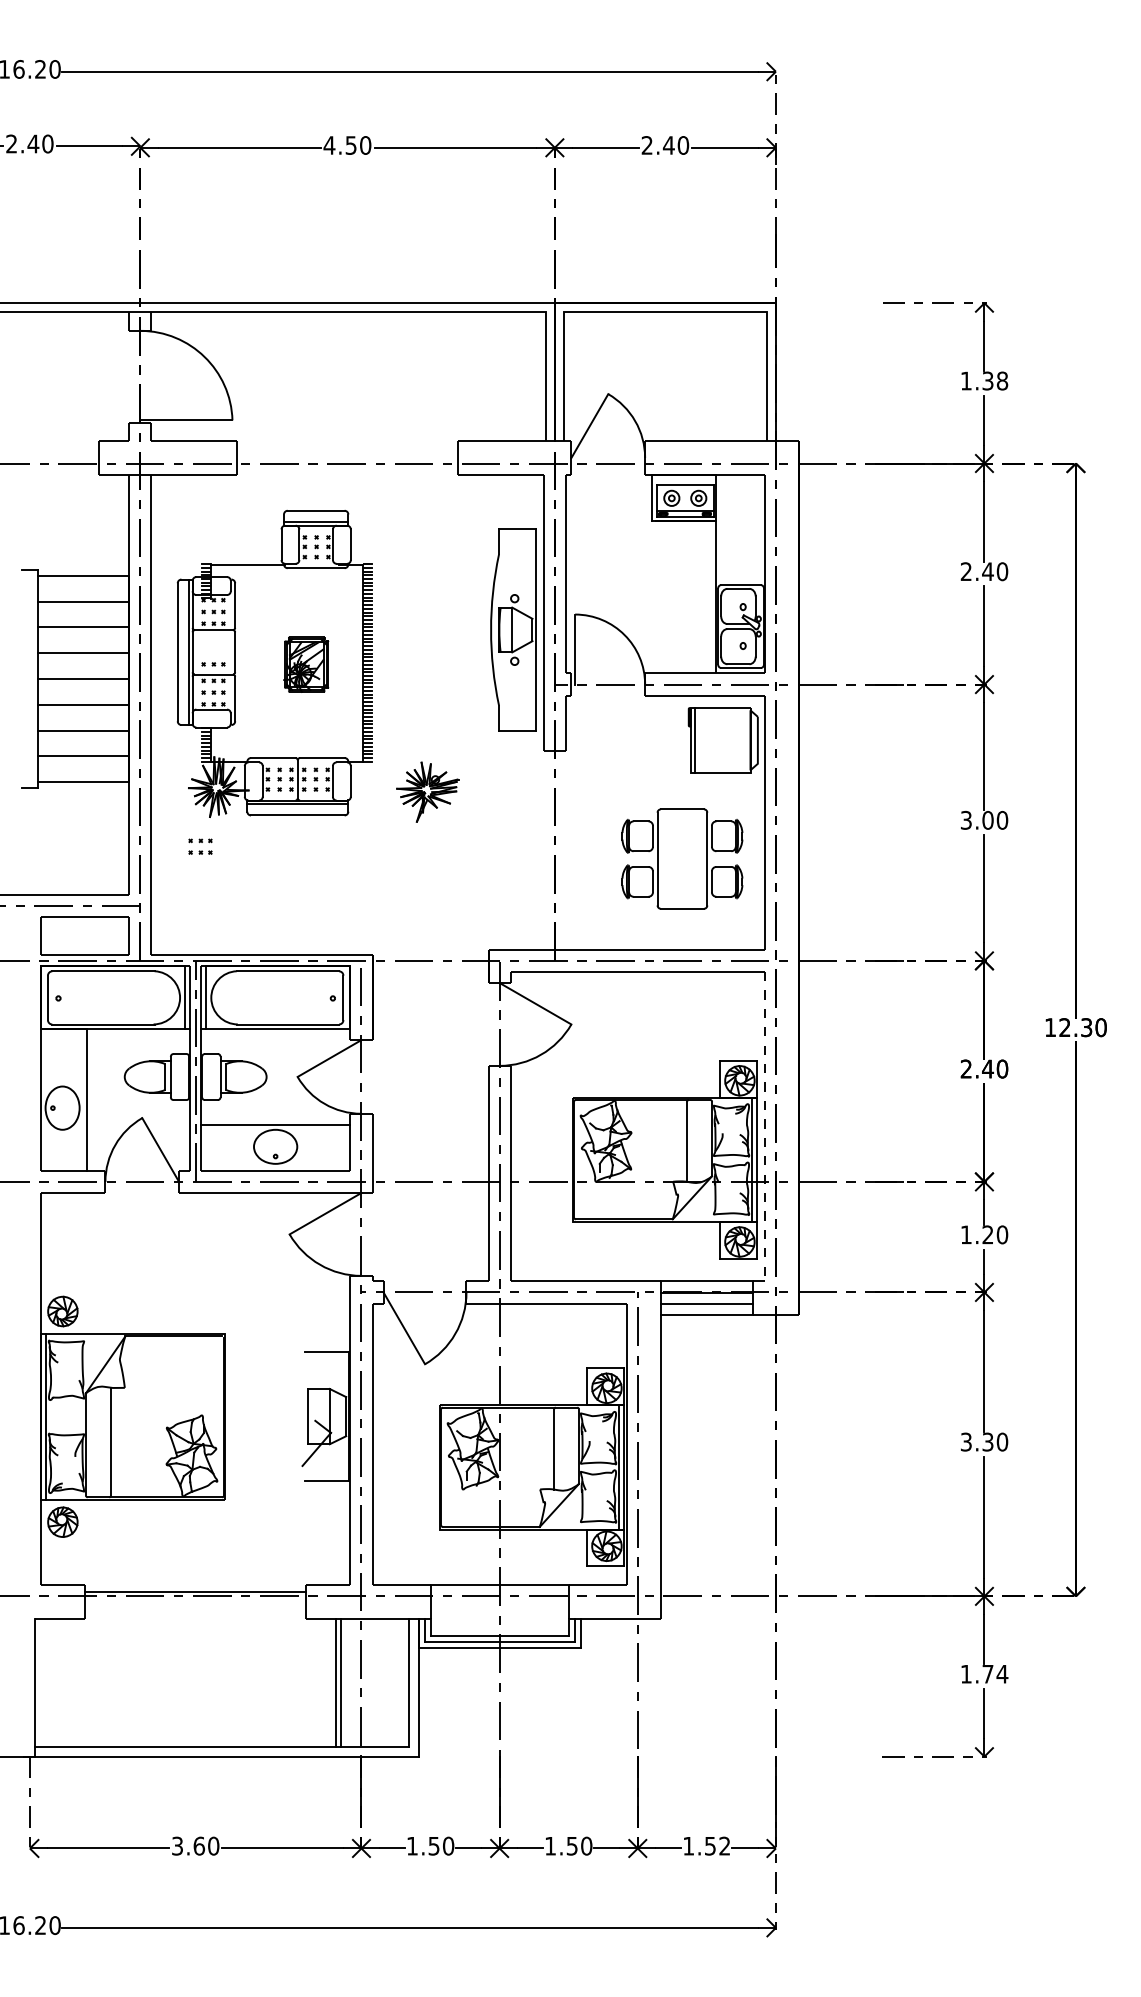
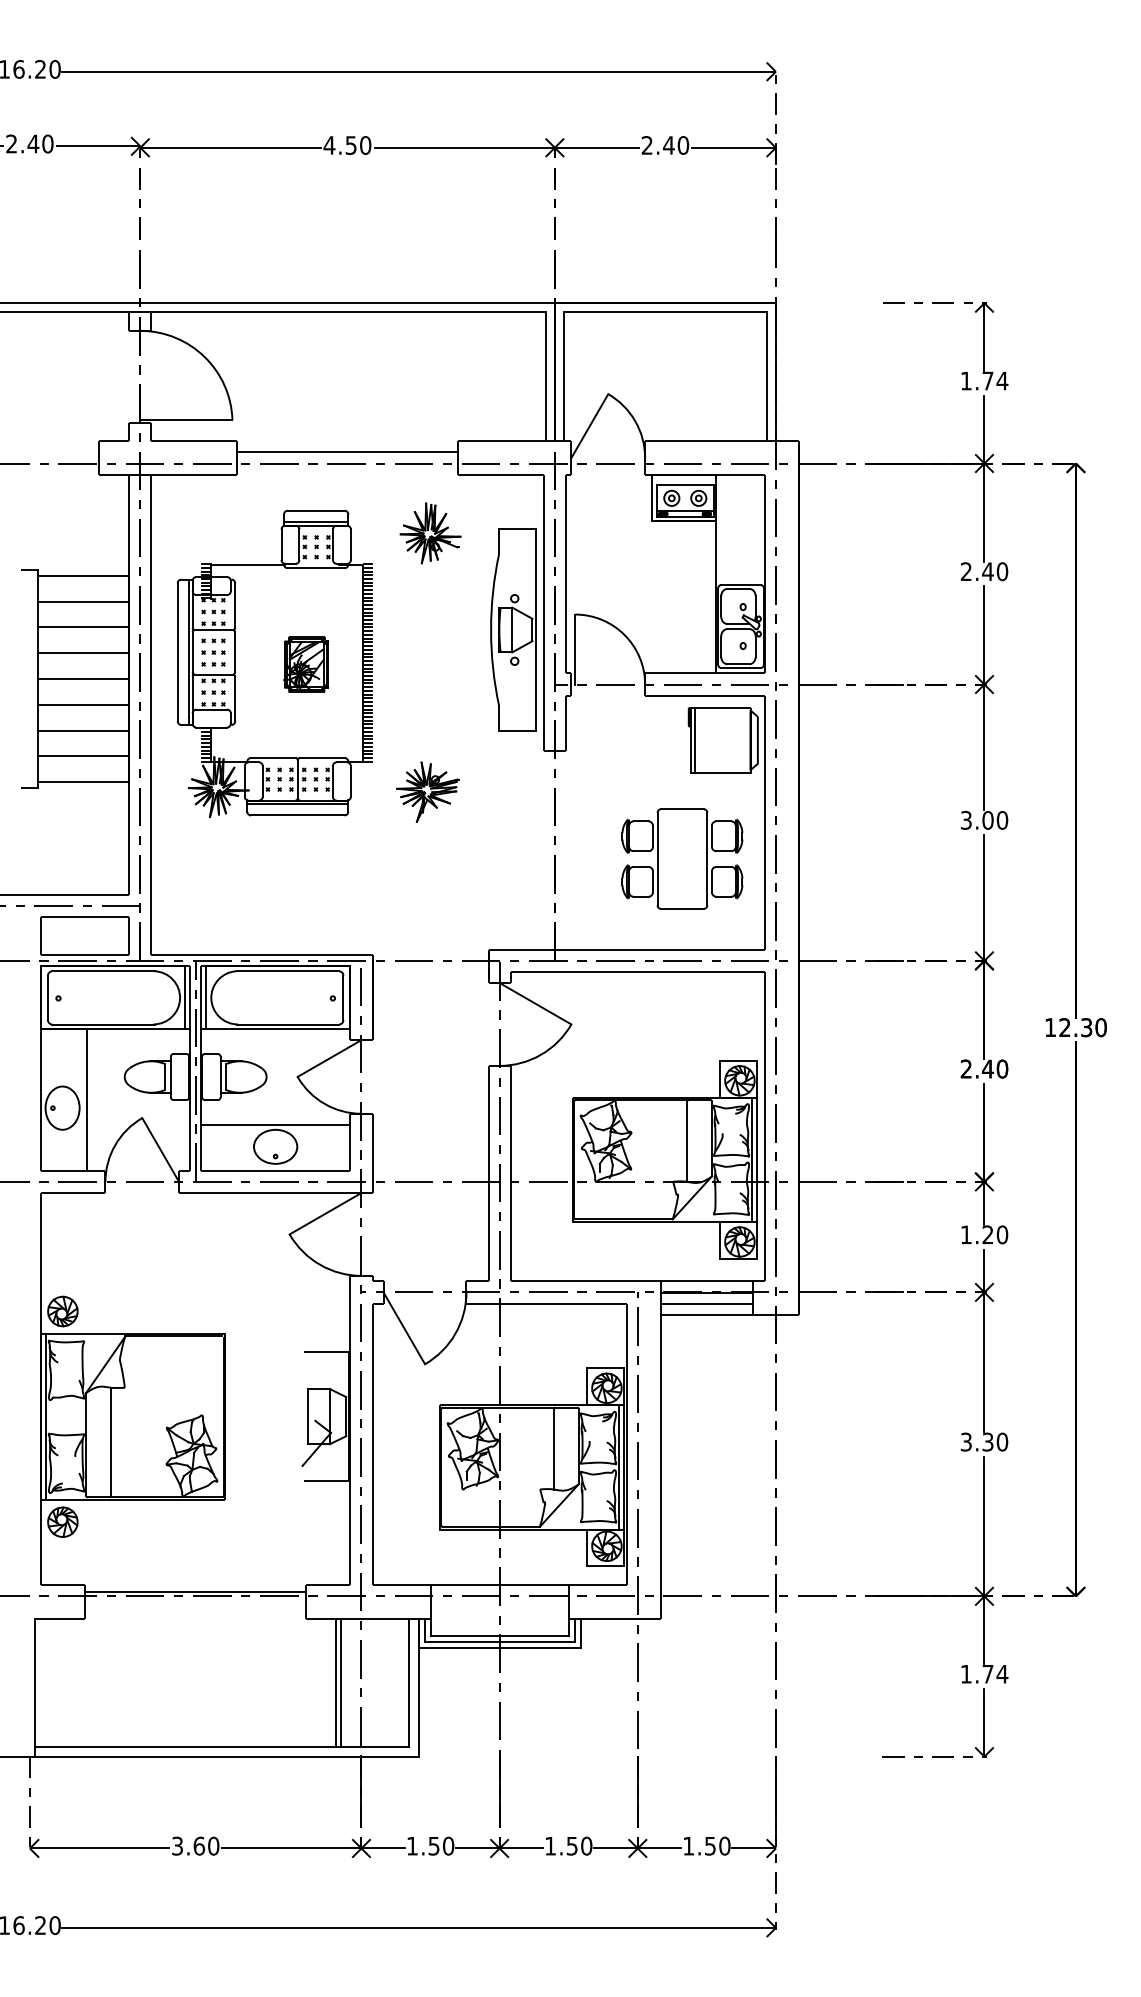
text: 1.38 -> 1.74 (995, 380)
line: none -> present (347, 451)
part: none -> present (430, 533)
part position: (200, 846) -> (213, 646) (213, 646)
line: dashed -> solid (764, 1126)
text: 1.52 -> 1.50 (724, 1845)
